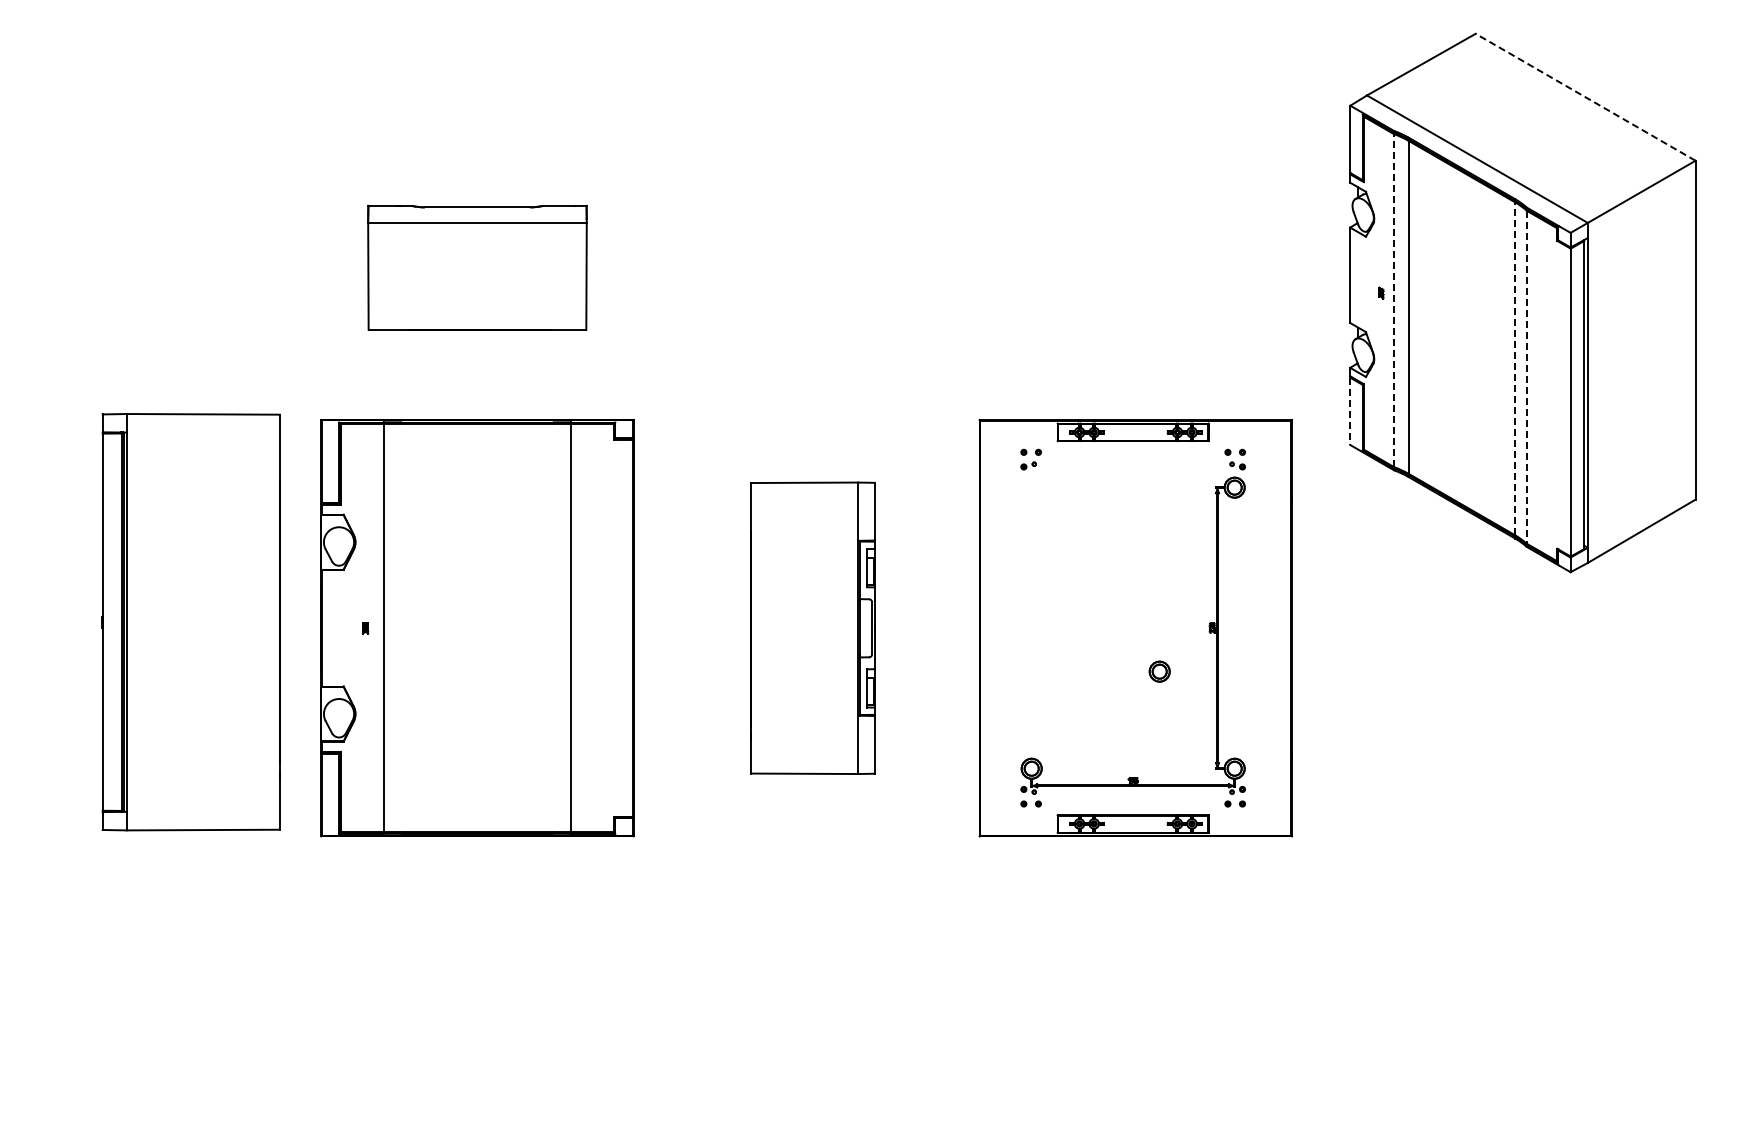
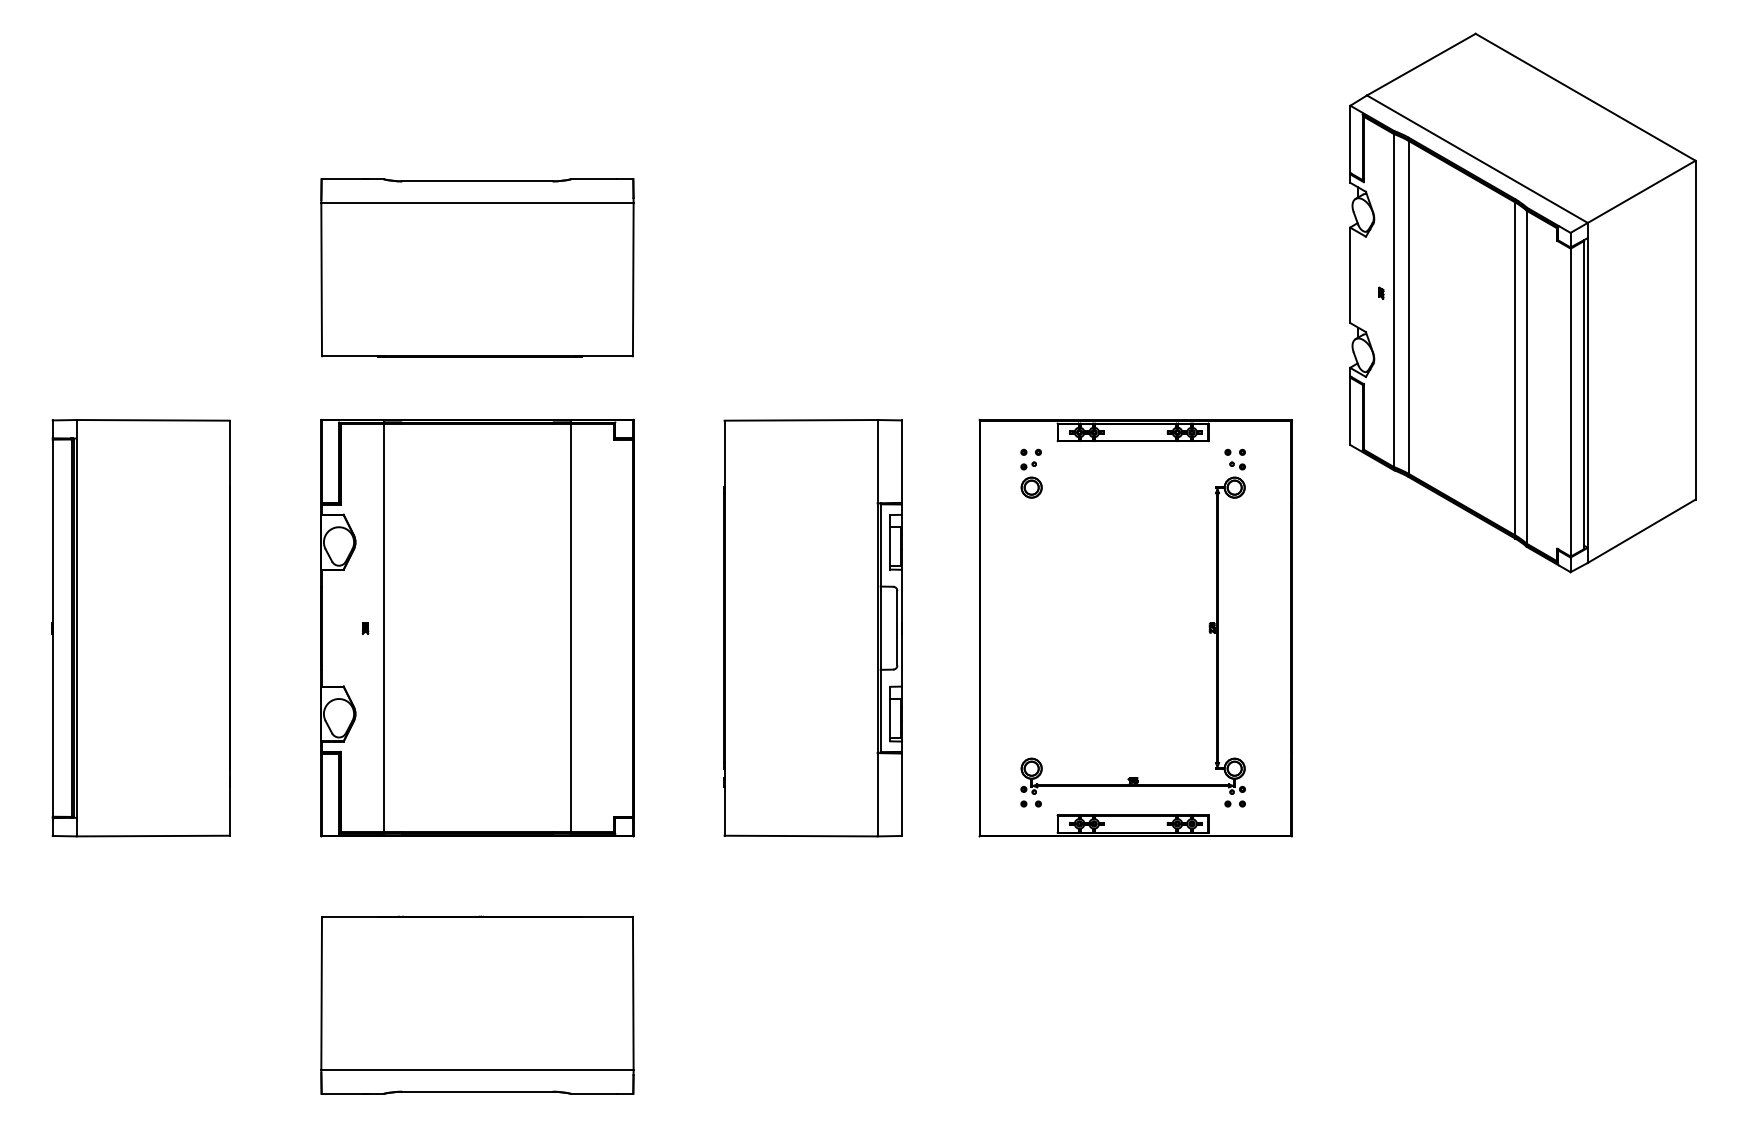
line: dashed -> solid (1585, 97)
part size: 221x126 px -> 315x180 px (477, 267)
line: dashed -> solid (1394, 300)
line: dashed -> solid (1515, 368)
line: dashed -> solid (1526, 377)
line: dashed -> solid (1350, 411)
part position: (190, 622) -> (140, 628) (140, 628)
part size: 126x294 px -> 180x419 px (812, 628)
part position: (1159, 671) -> (1031, 487) (1031, 487)
part: none -> present (477, 1004)
